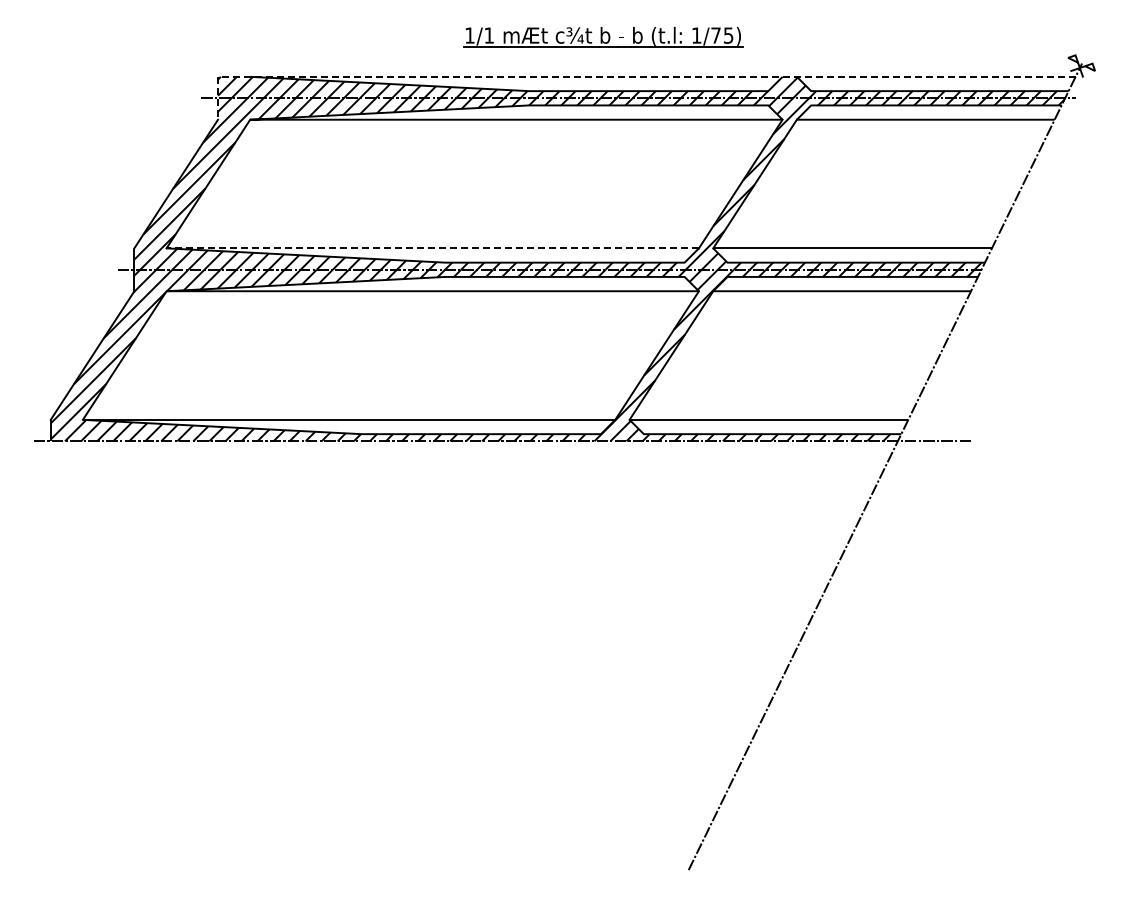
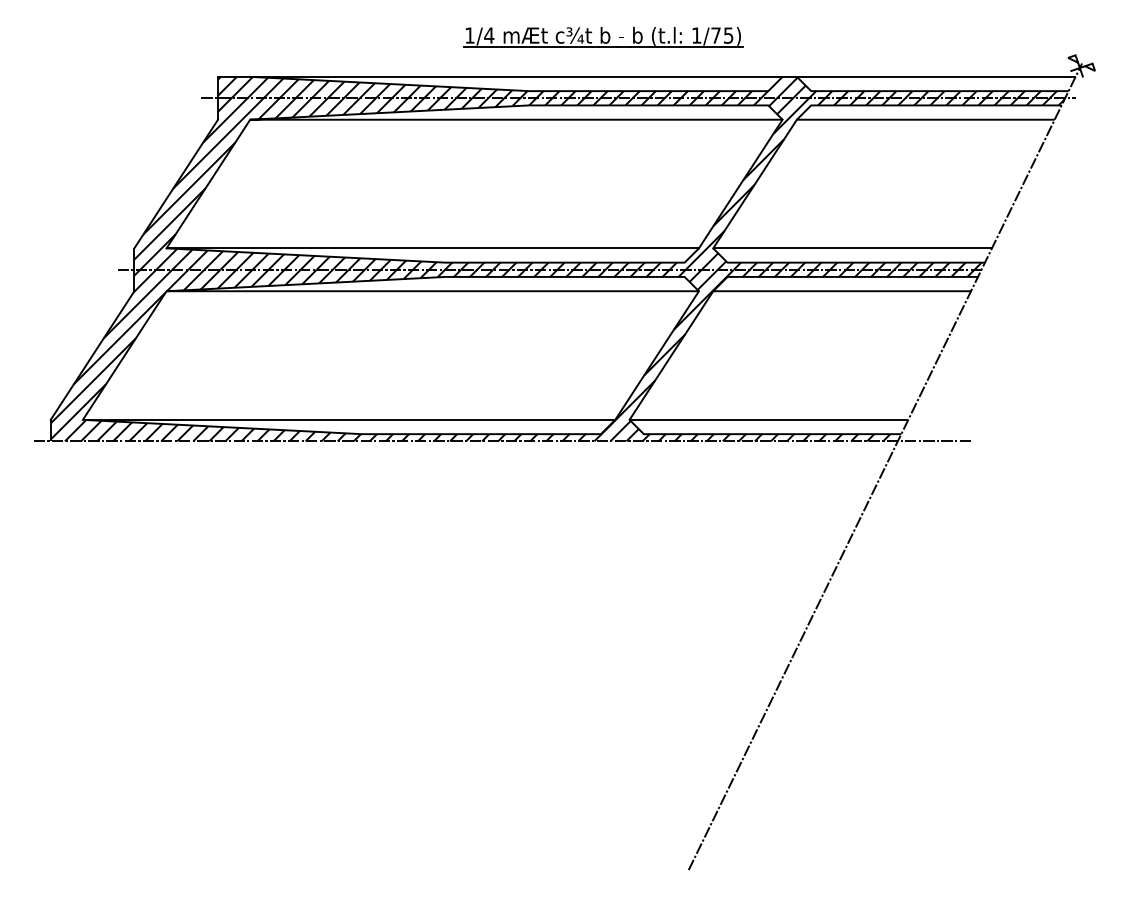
text: 1/1 -> 1/4 (489, 35)
line: dashed -> solid (624, 76)
line: dashed -> solid (432, 248)
